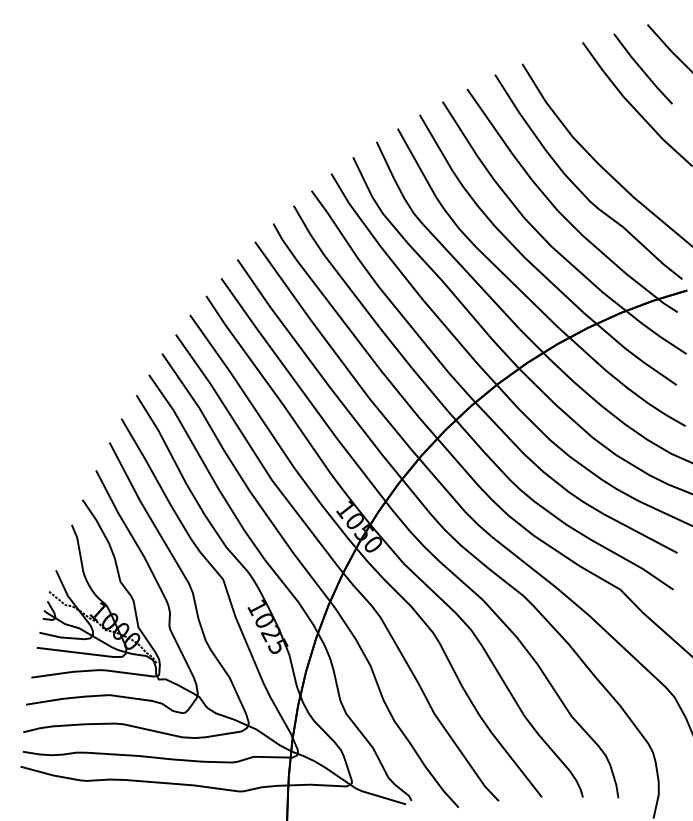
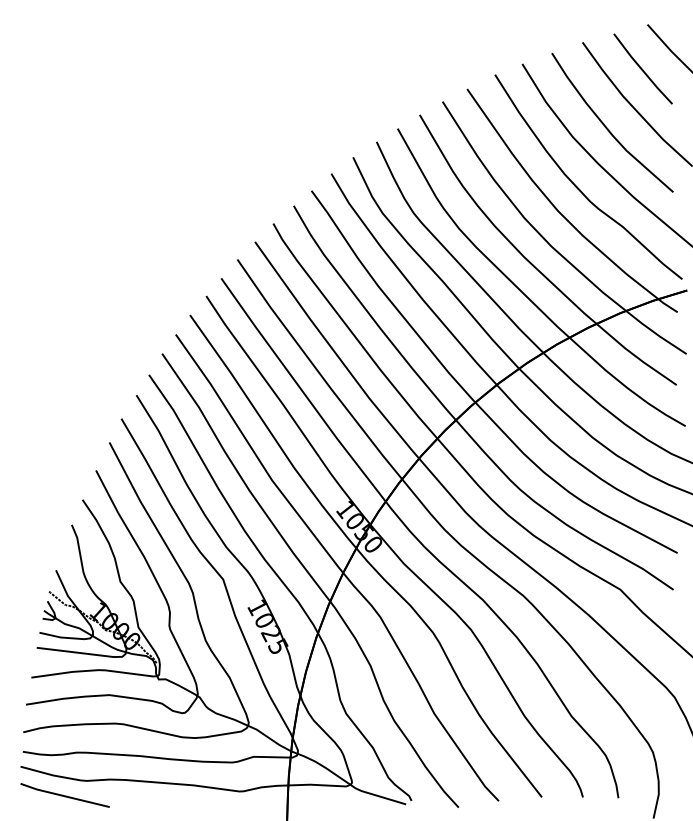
curve: none -> present (607, 127)
line: none -> present (64, 795)
